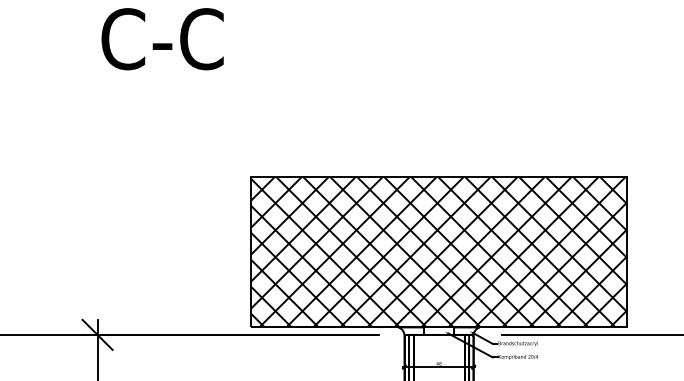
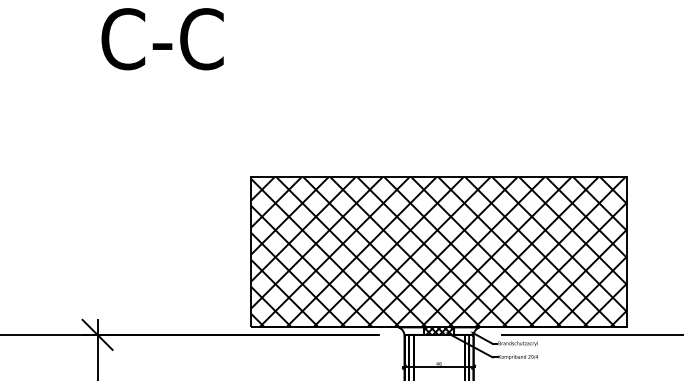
hatch: none -> present (439, 330)
